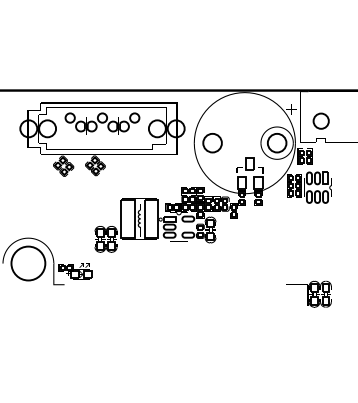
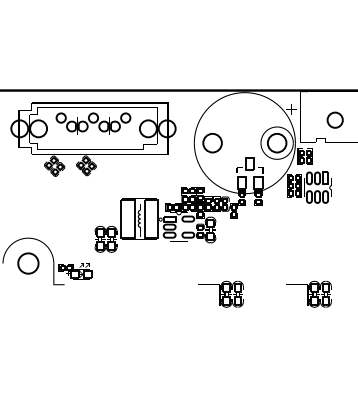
circle position: (320, 120) -> (334, 119) (334, 119)
part position: (102, 139) -> (93, 139) (93, 139)
circle diameter: 34 px -> 20 px (28, 263)
part: none -> present (220, 293)
